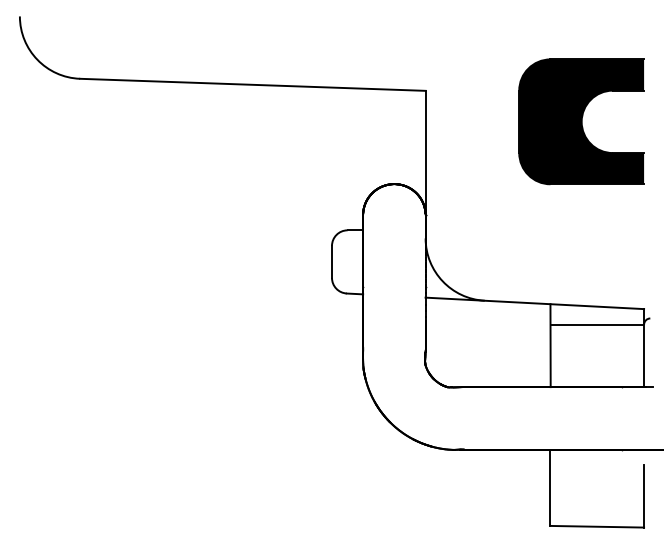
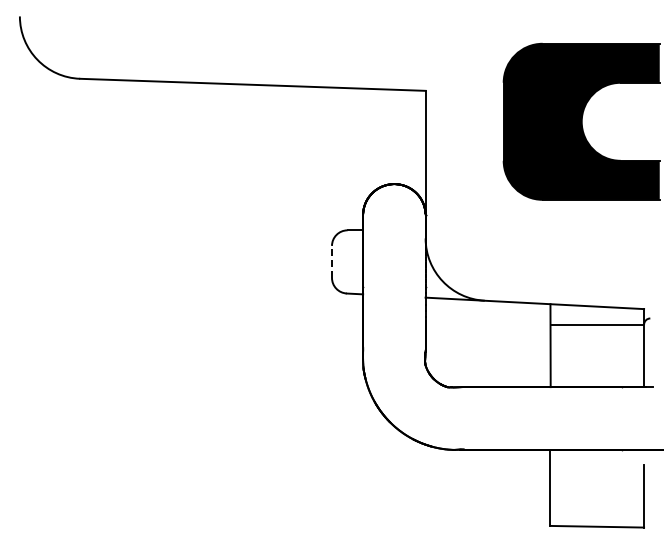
part size: 127x128 px -> 159x159 px (581, 121)
line: solid -> dashed (332, 261)
